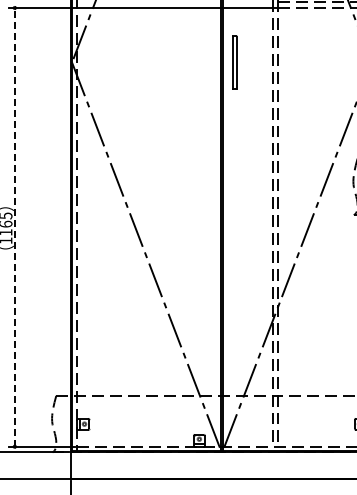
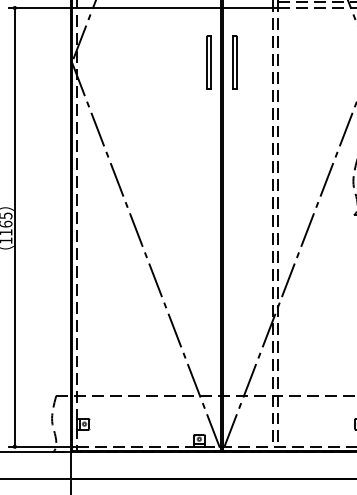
part: none -> present (208, 62)
line: dashed -> solid (14, 226)
